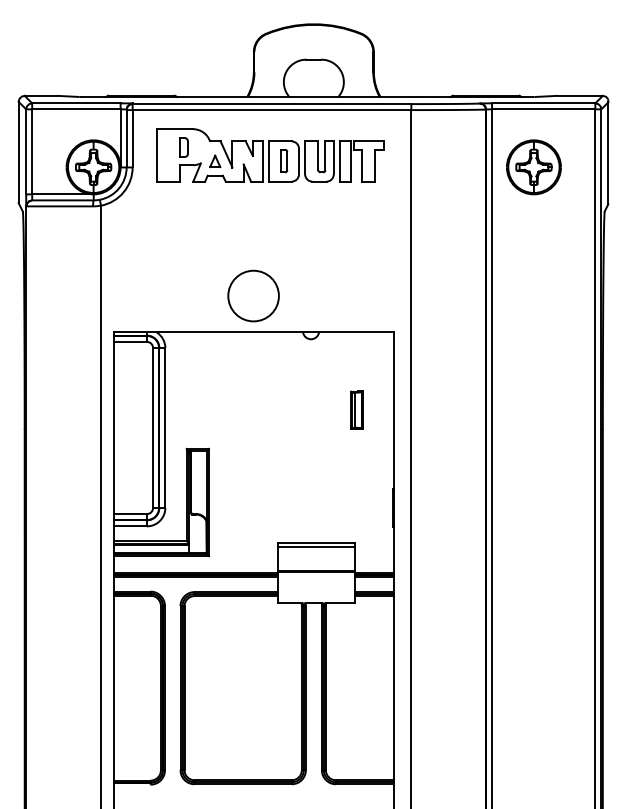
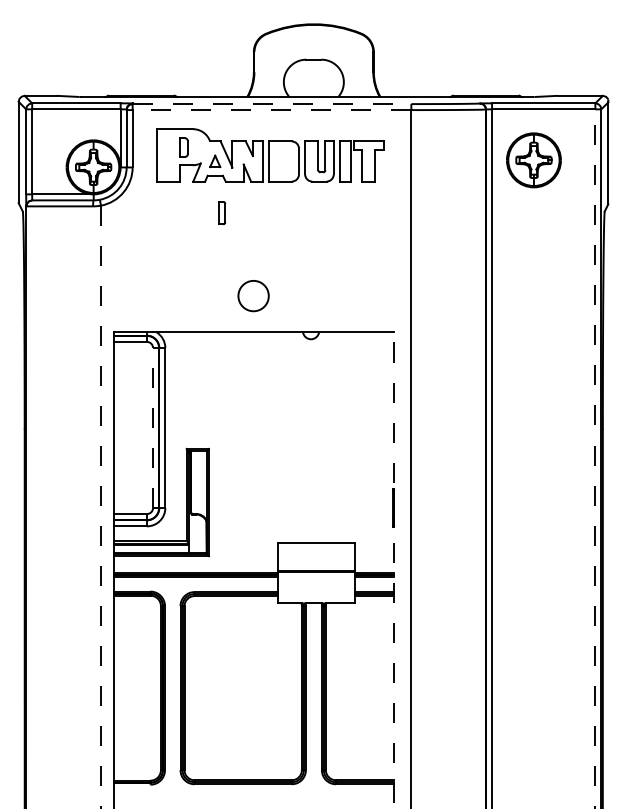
line: solid -> dashed (272, 104)
line: solid -> dashed (271, 110)
part position: (284, 161) -> (222, 213) (222, 213)
part position: (533, 167) -> (533, 160) (533, 160)
circle diameter: 51 px -> 30 px (253, 295)
part: present -> none (356, 409)
line: solid -> dashed (153, 427)
line: solid -> dashed (595, 458)
line: solid -> dashed (101, 507)
line: present -> none (315, 546)
line: solid -> dashed (394, 570)
